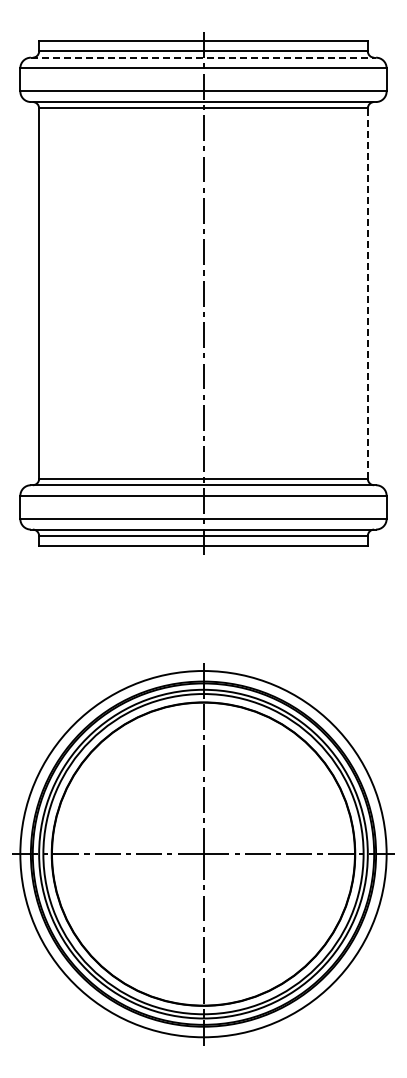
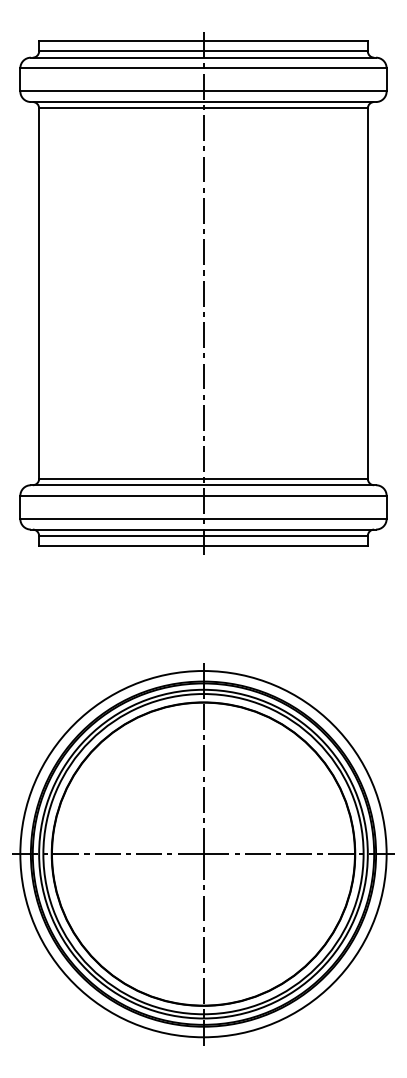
line: dashed -> solid (203, 57)
line: dashed -> solid (367, 293)
